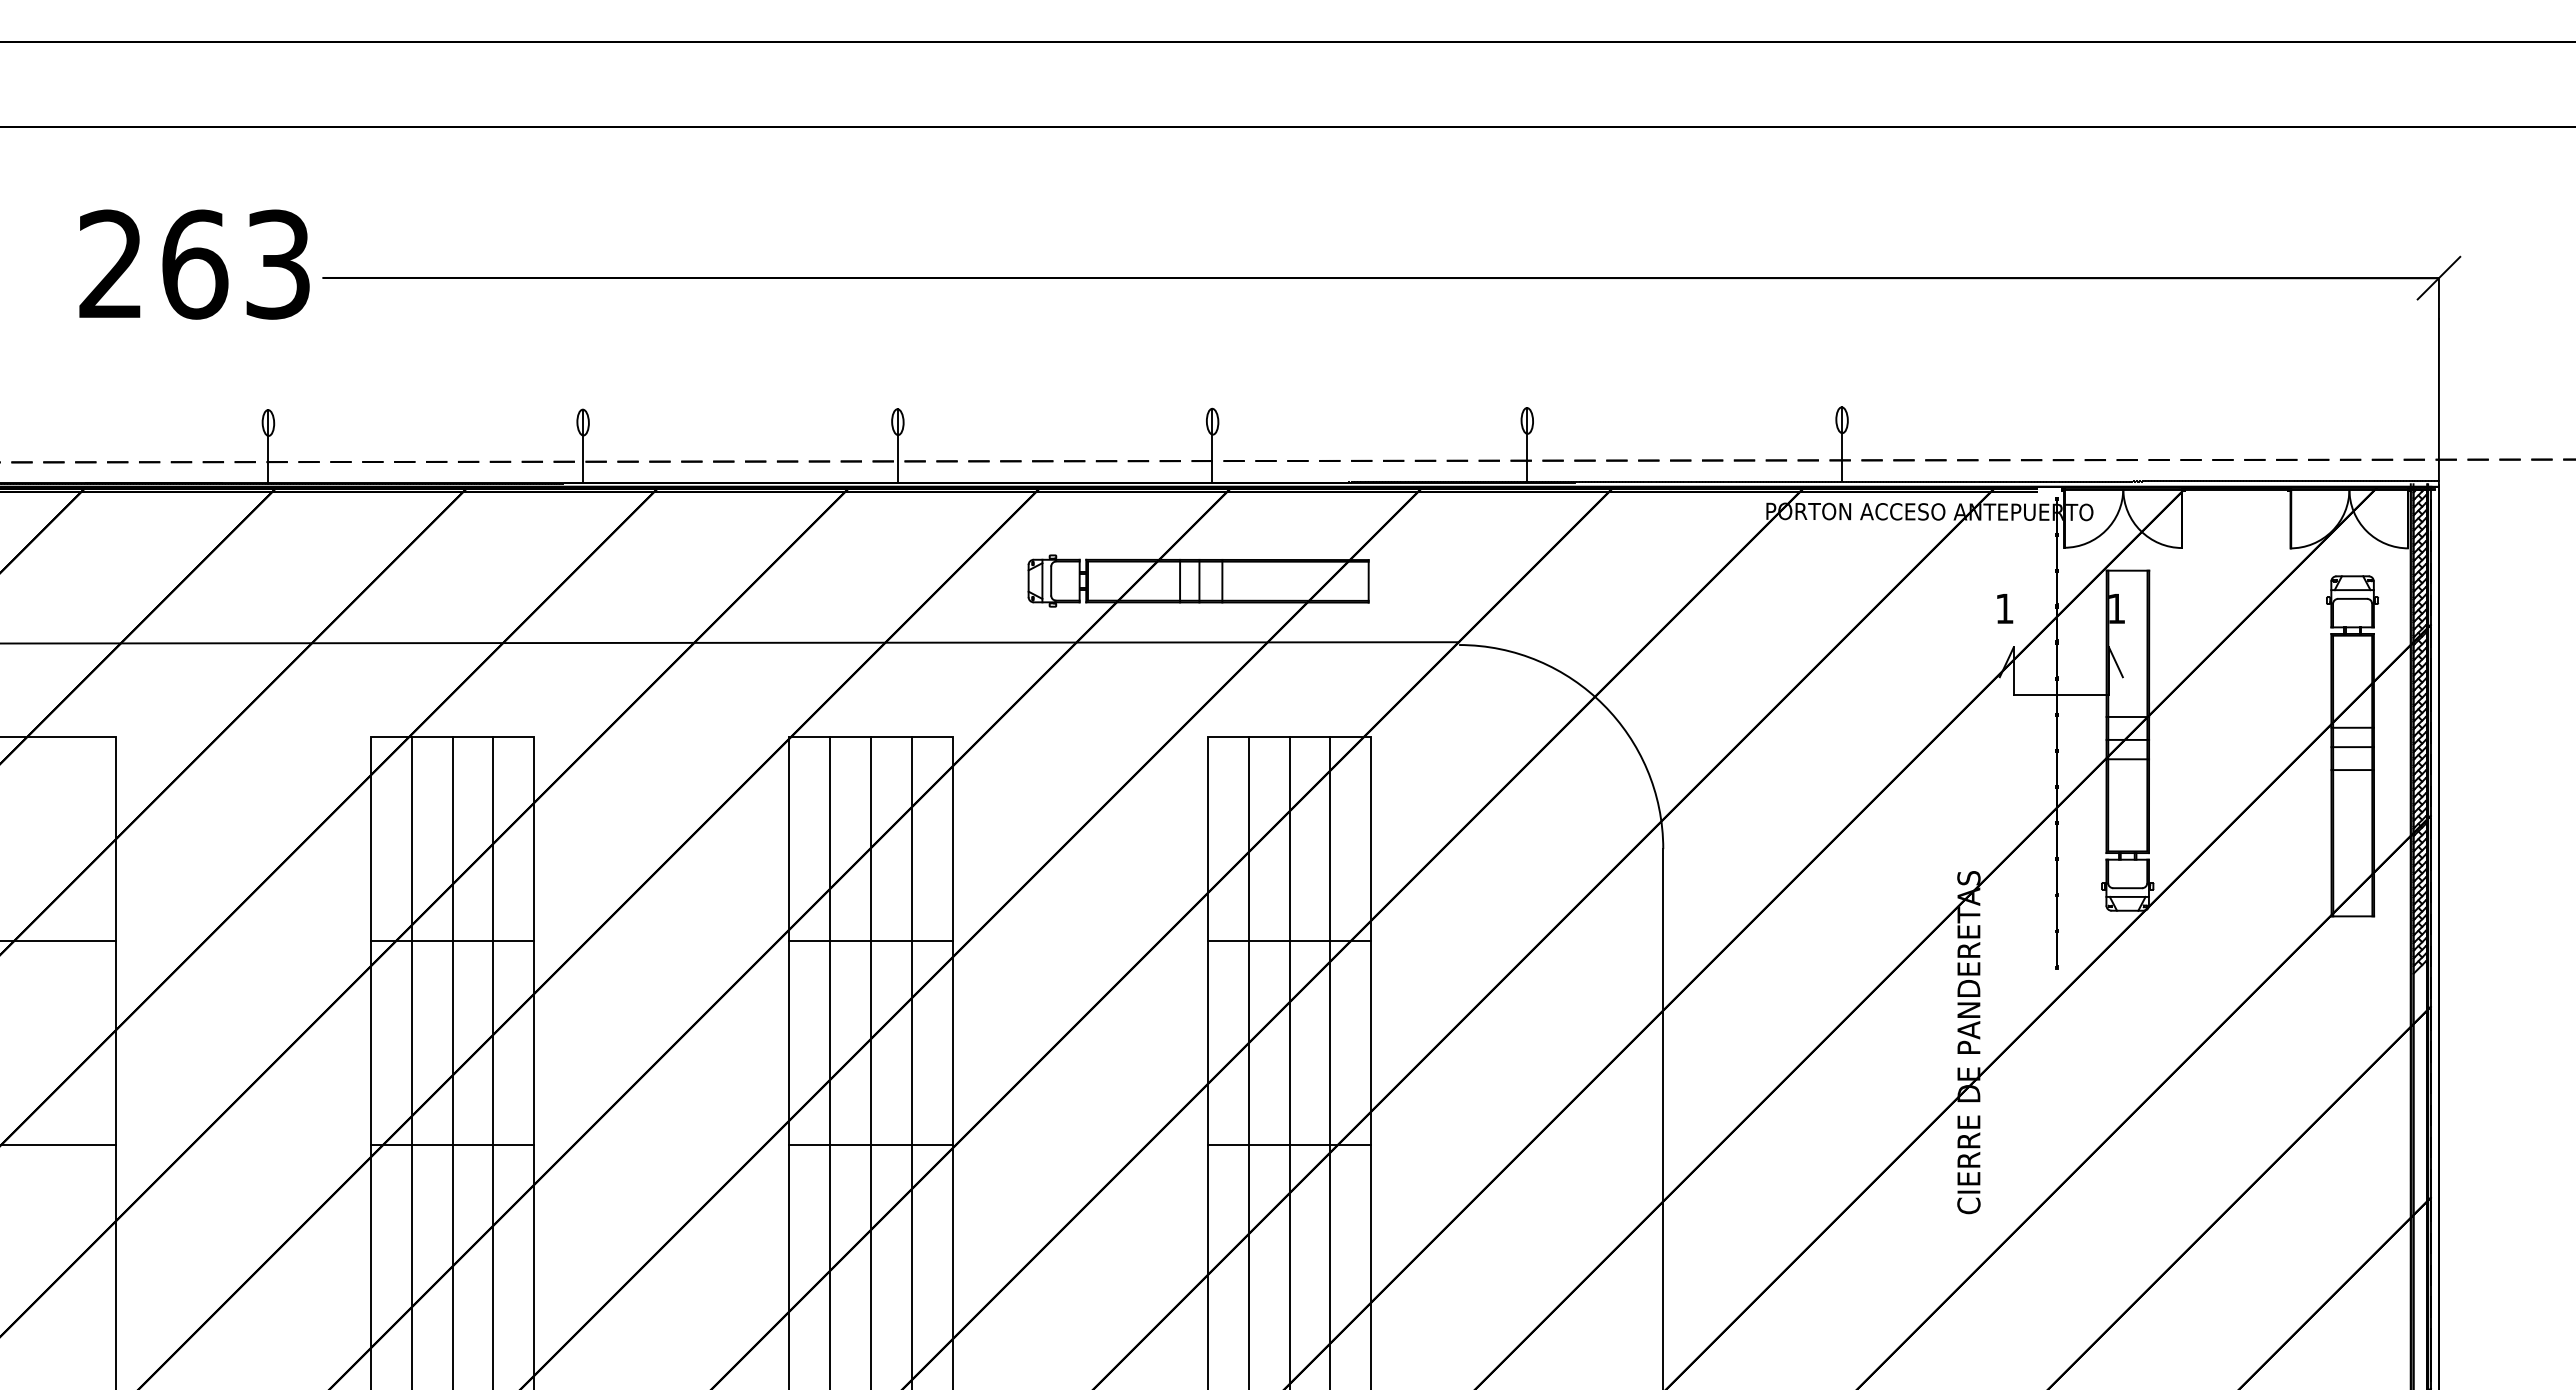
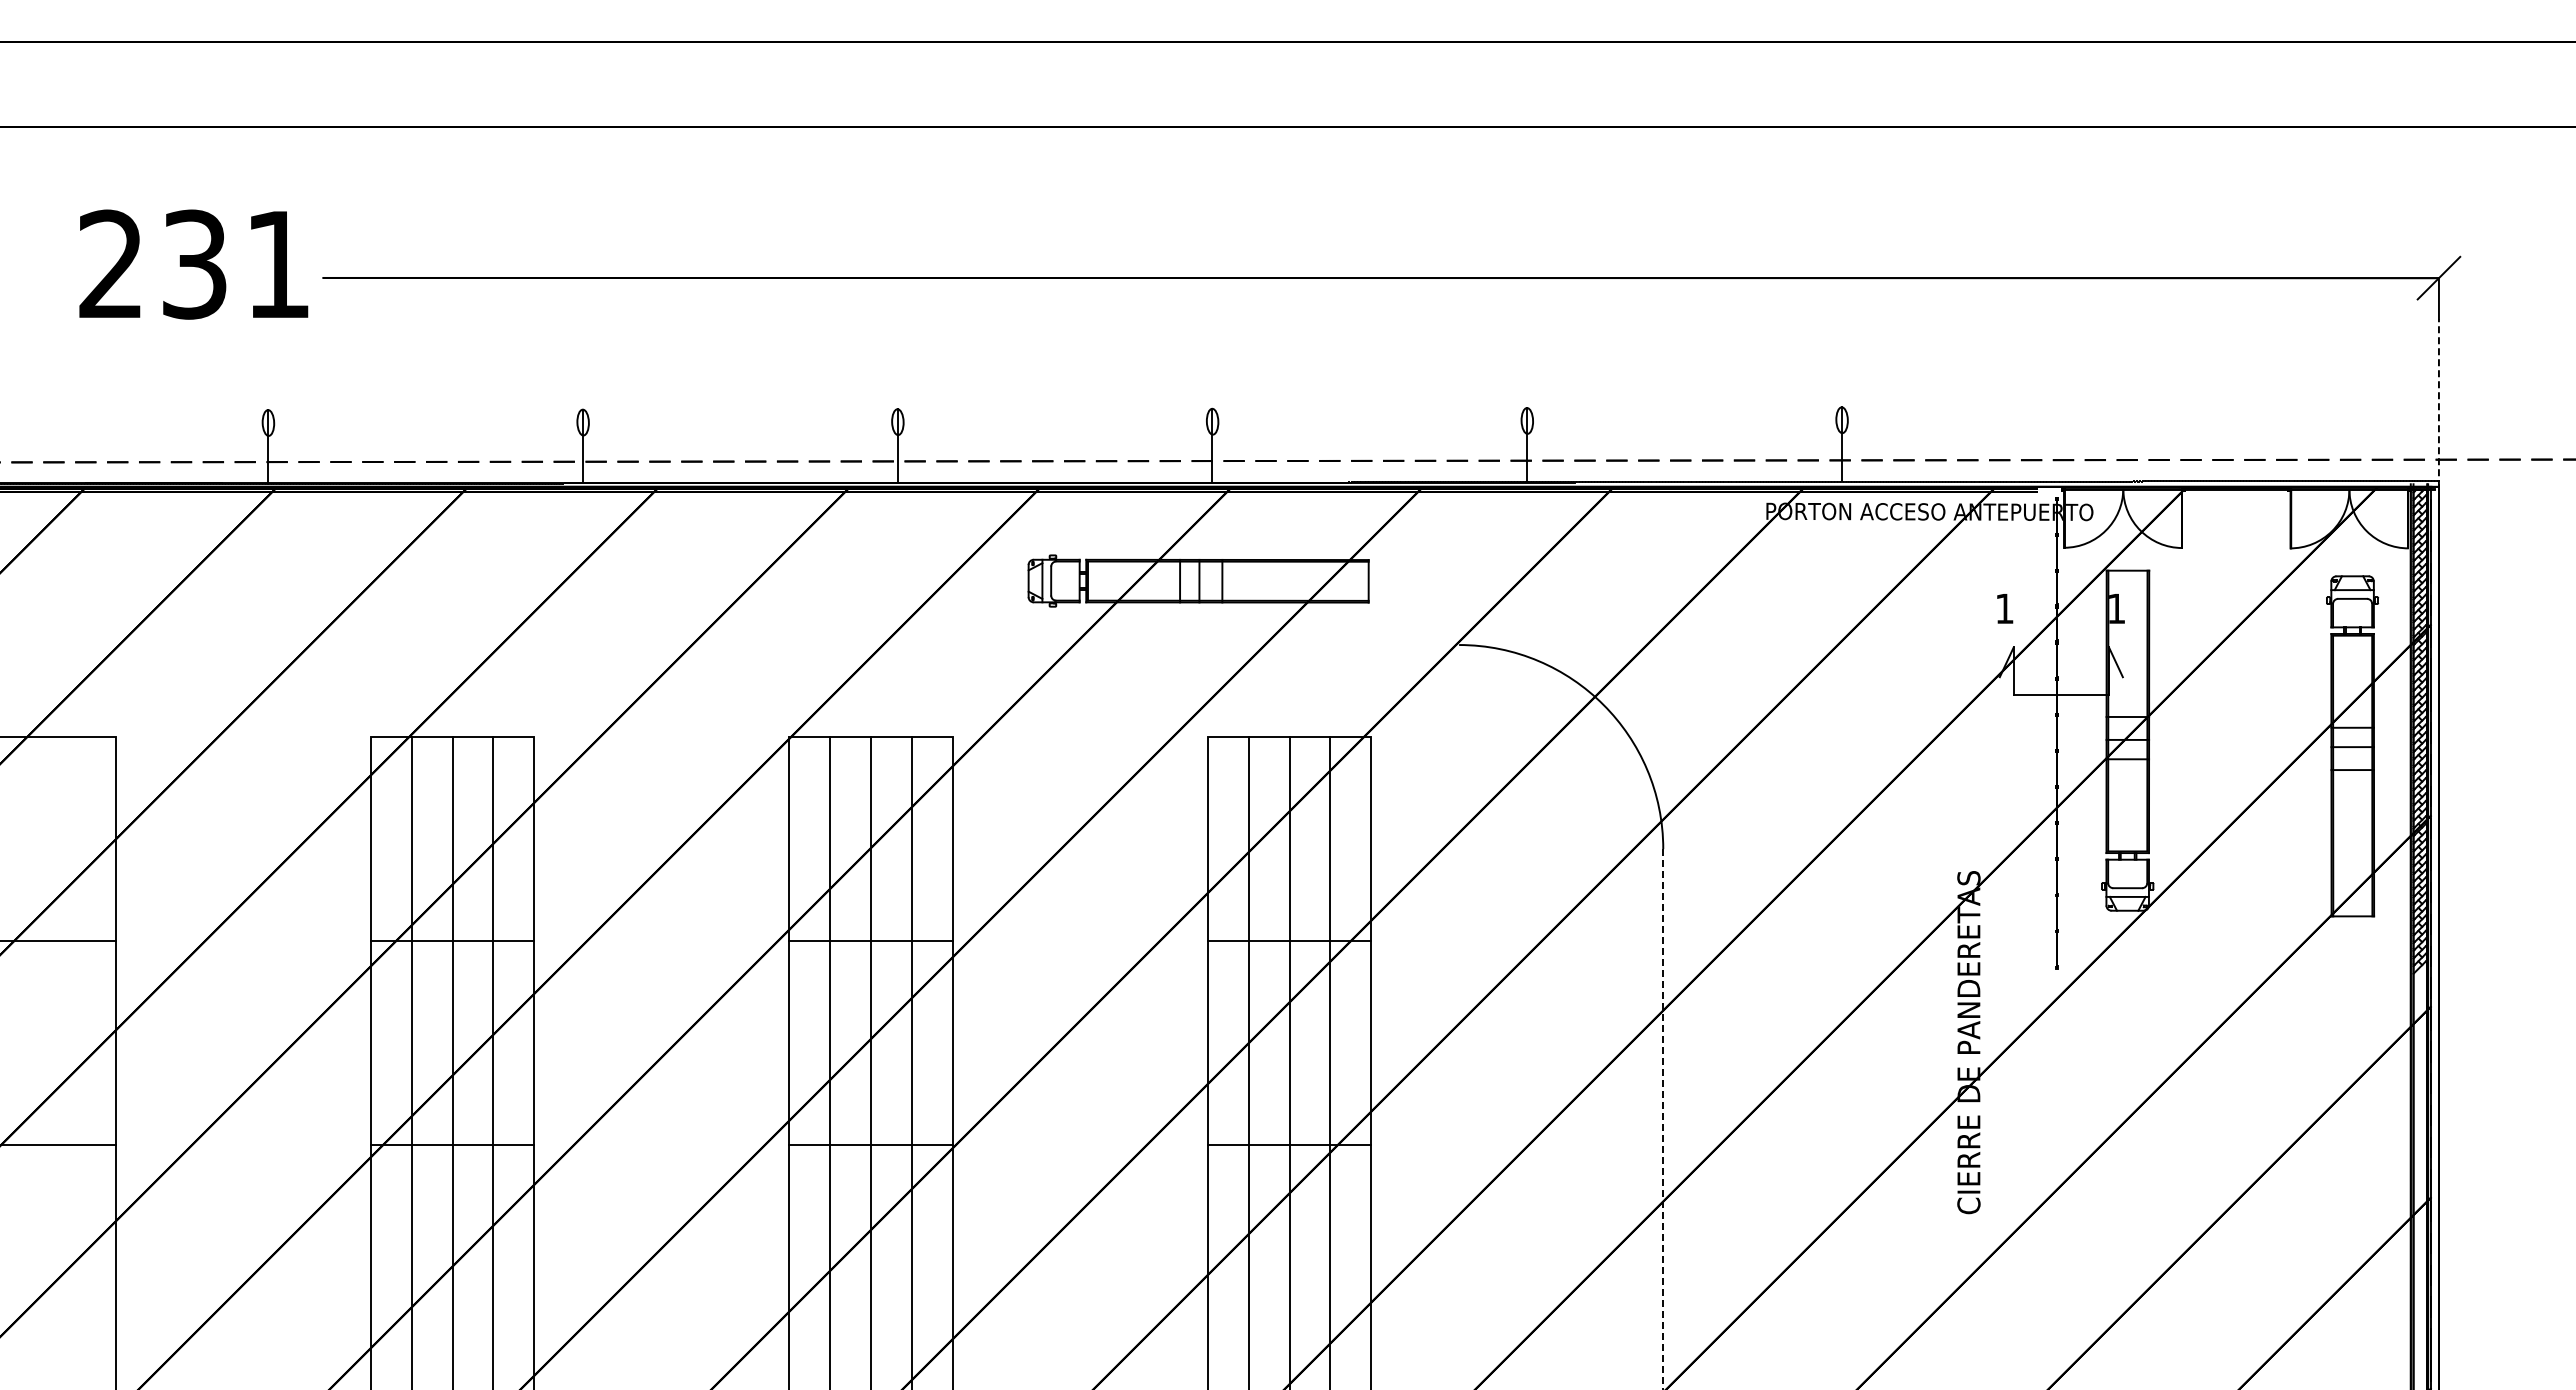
text: 263 -> 231 (235, 264)
line: solid -> dashed (2438, 402)
line: present -> none (730, 642)
line: solid -> dashed (1663, 1120)
